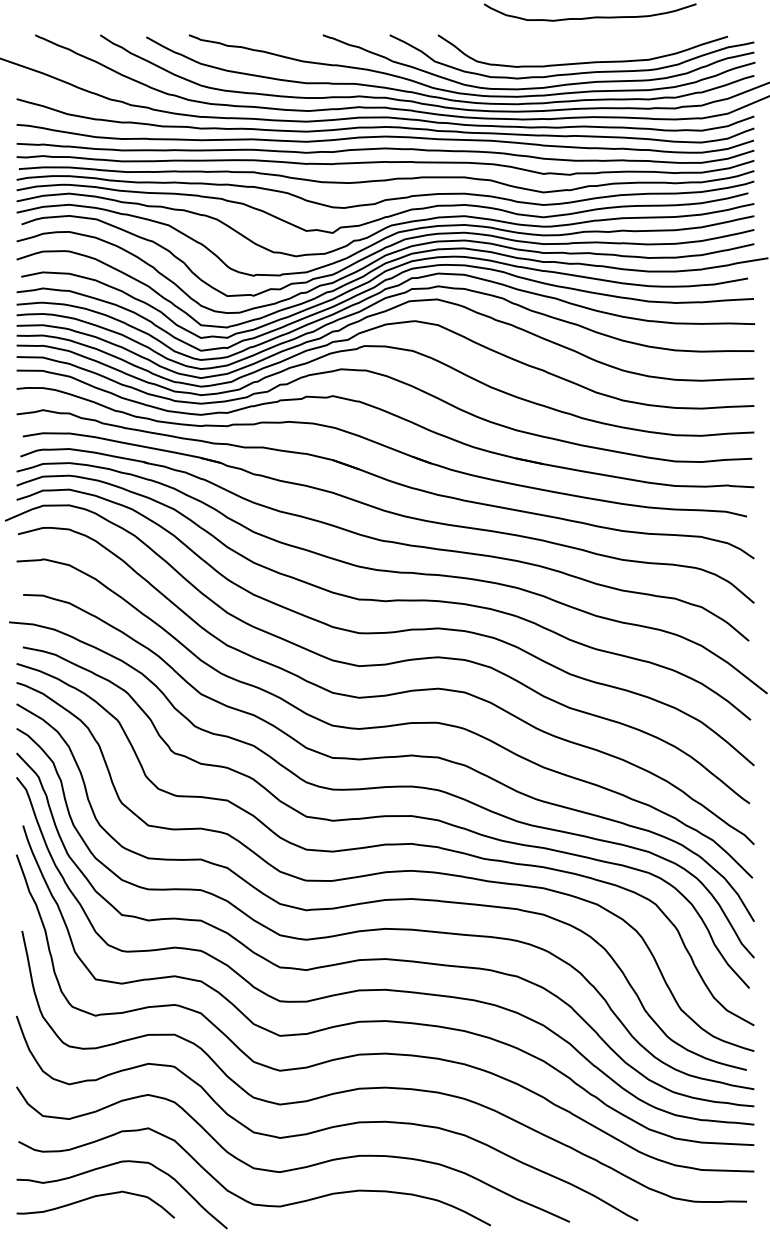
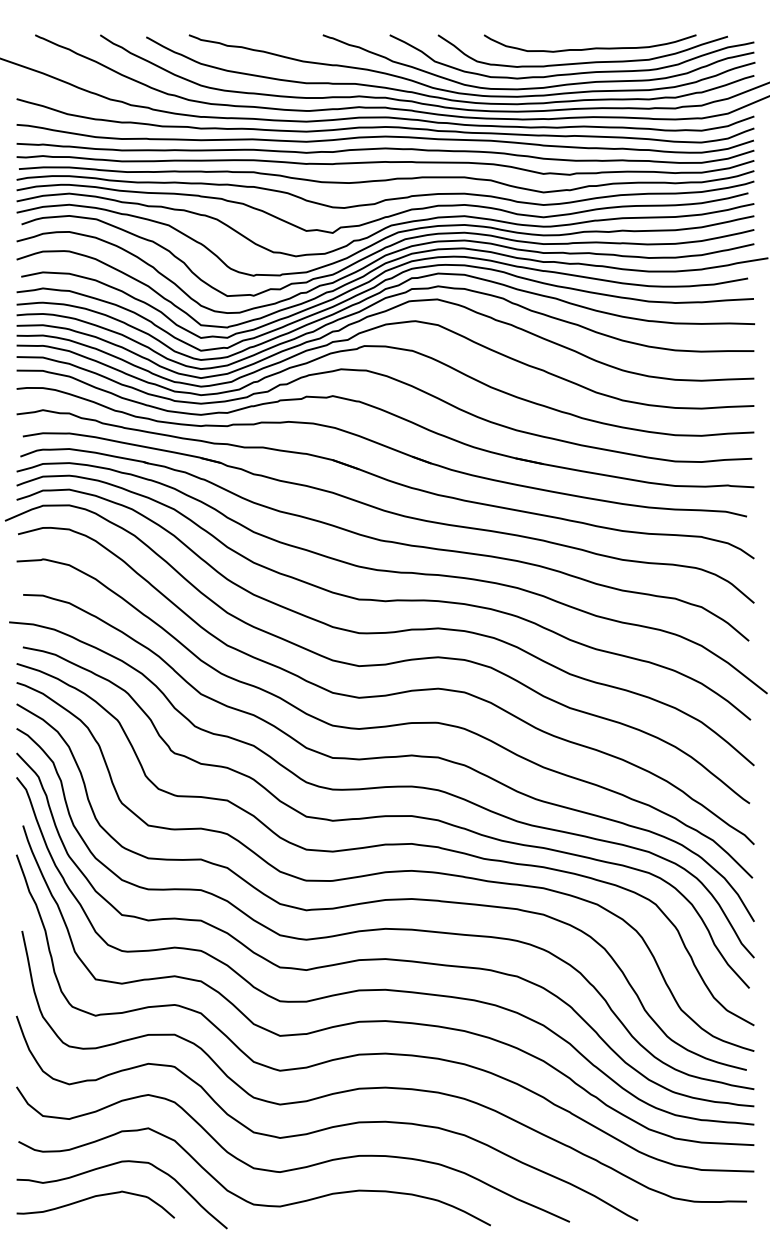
curve position: (592, 16) -> (592, 47) (592, 47)
